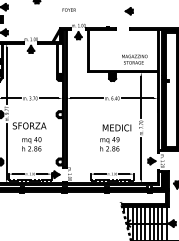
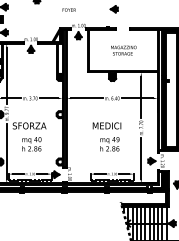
part position: (128, 11) -> (113, 9) (113, 9)
text position: (134, 59) -> (123, 50) (123, 50)
text position: (116, 127) -> (106, 125) (106, 125)
